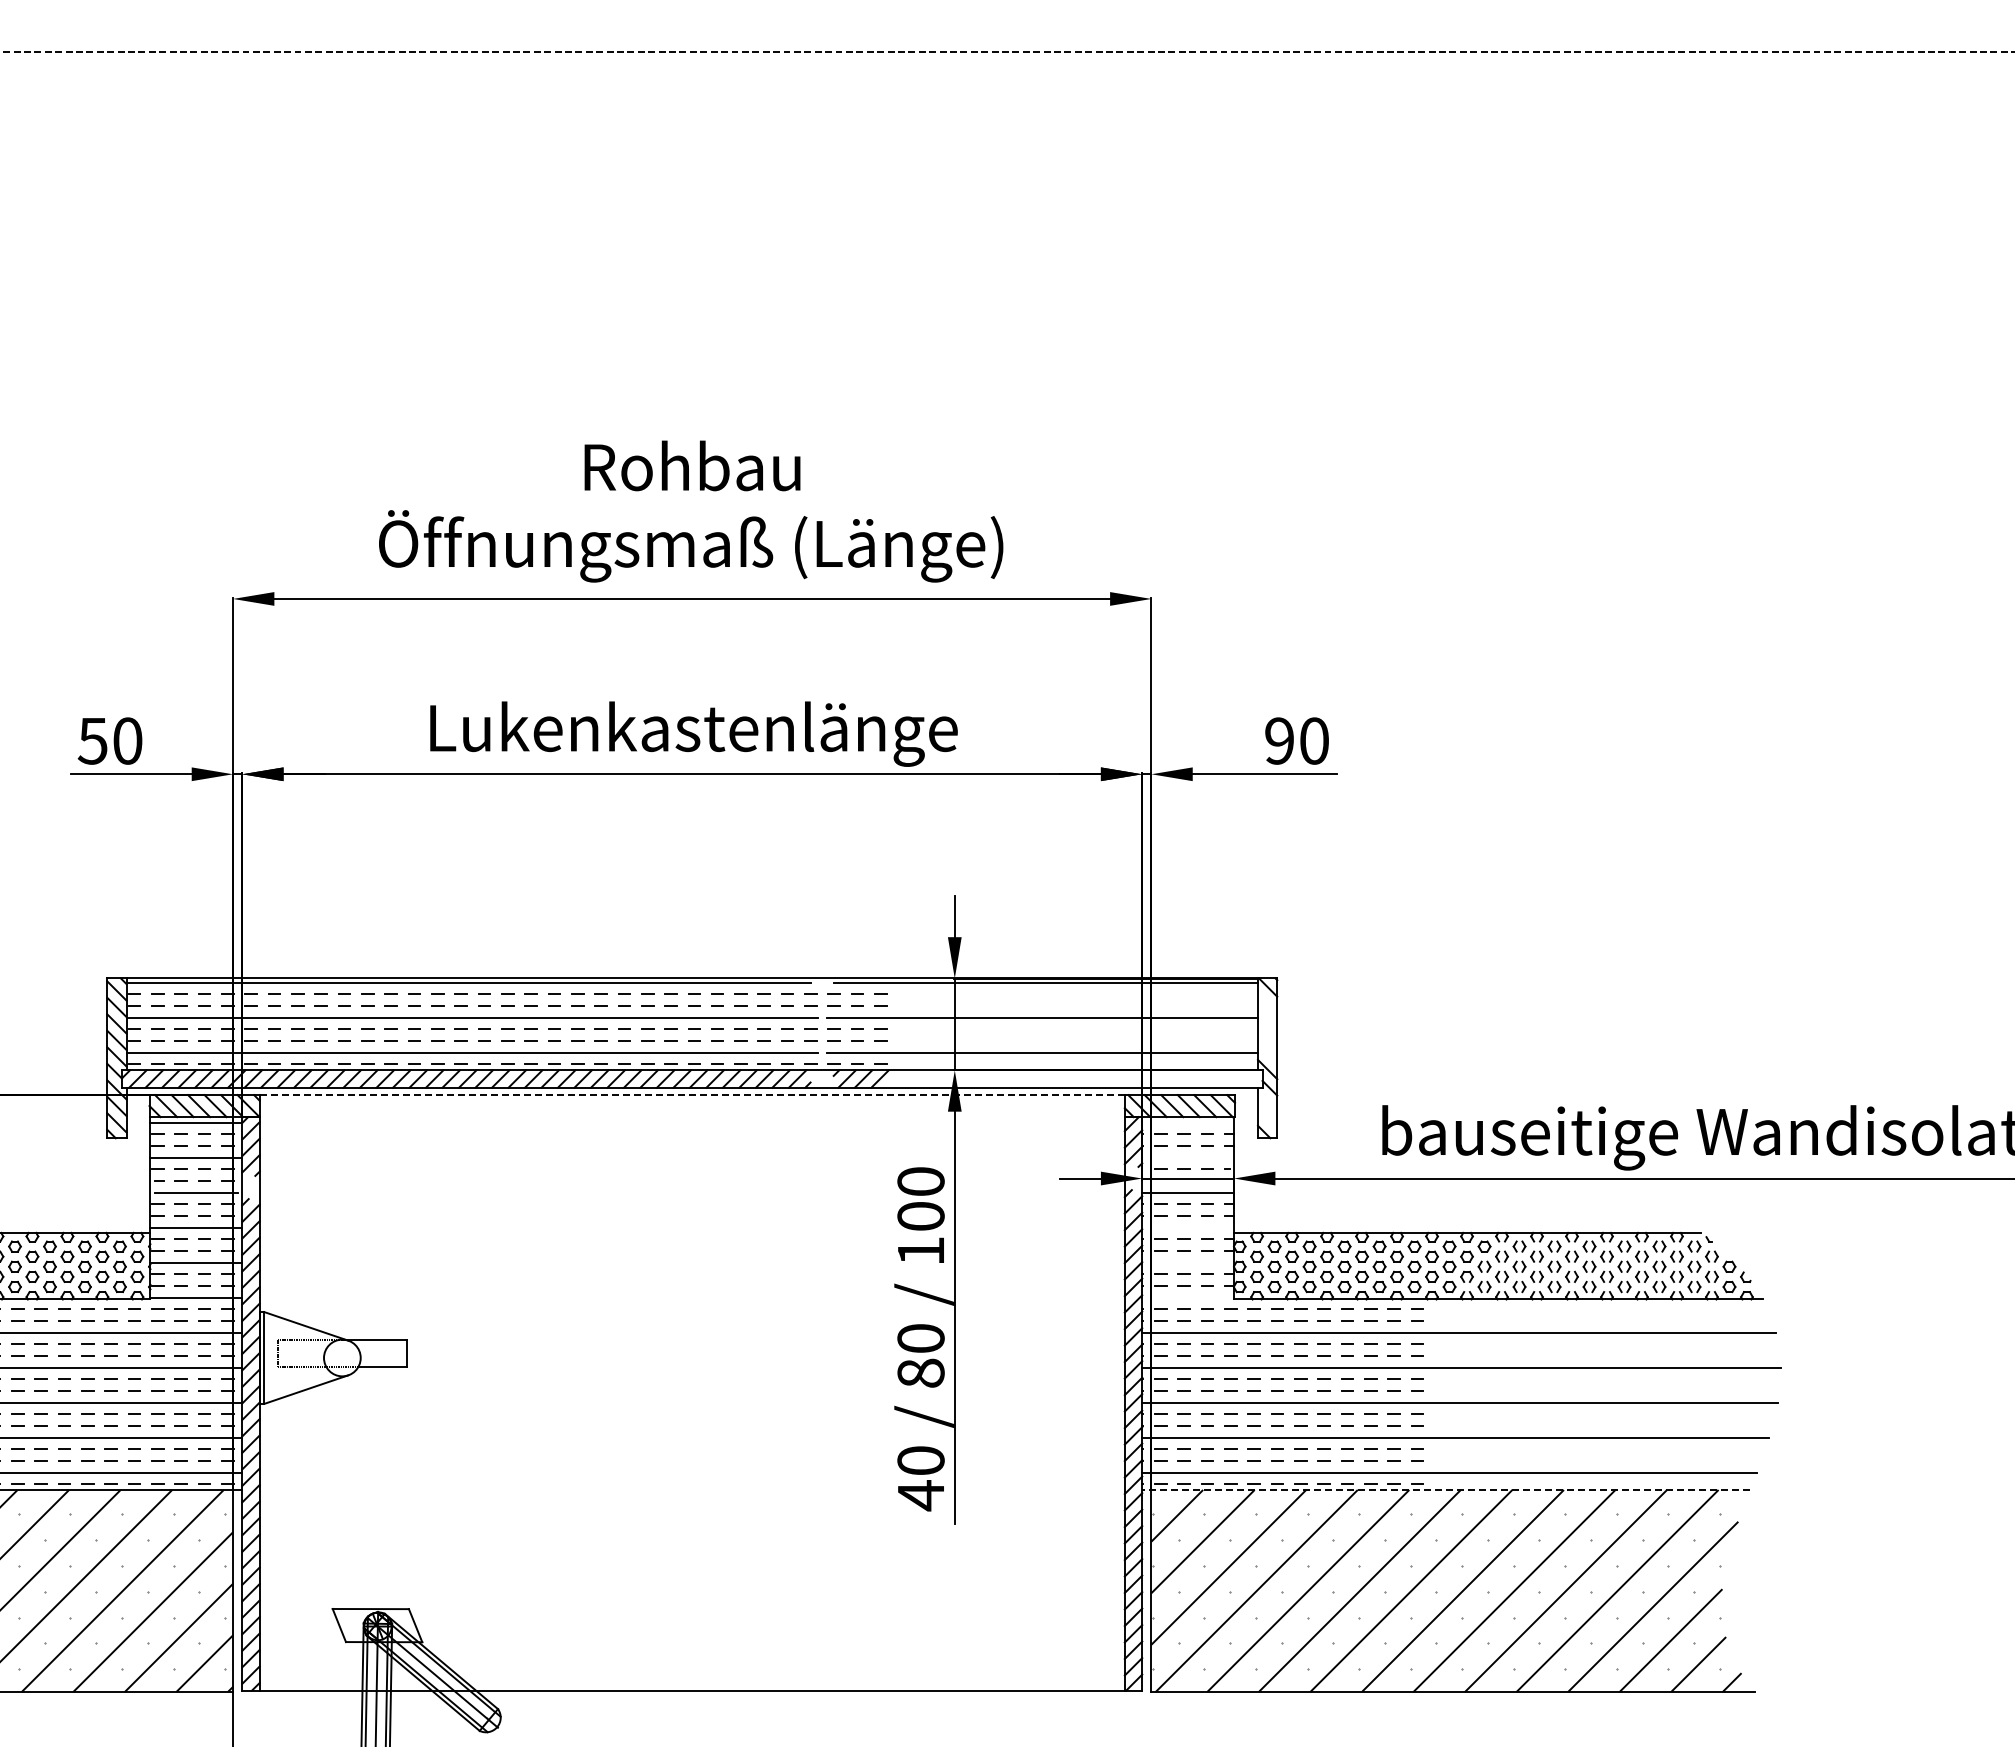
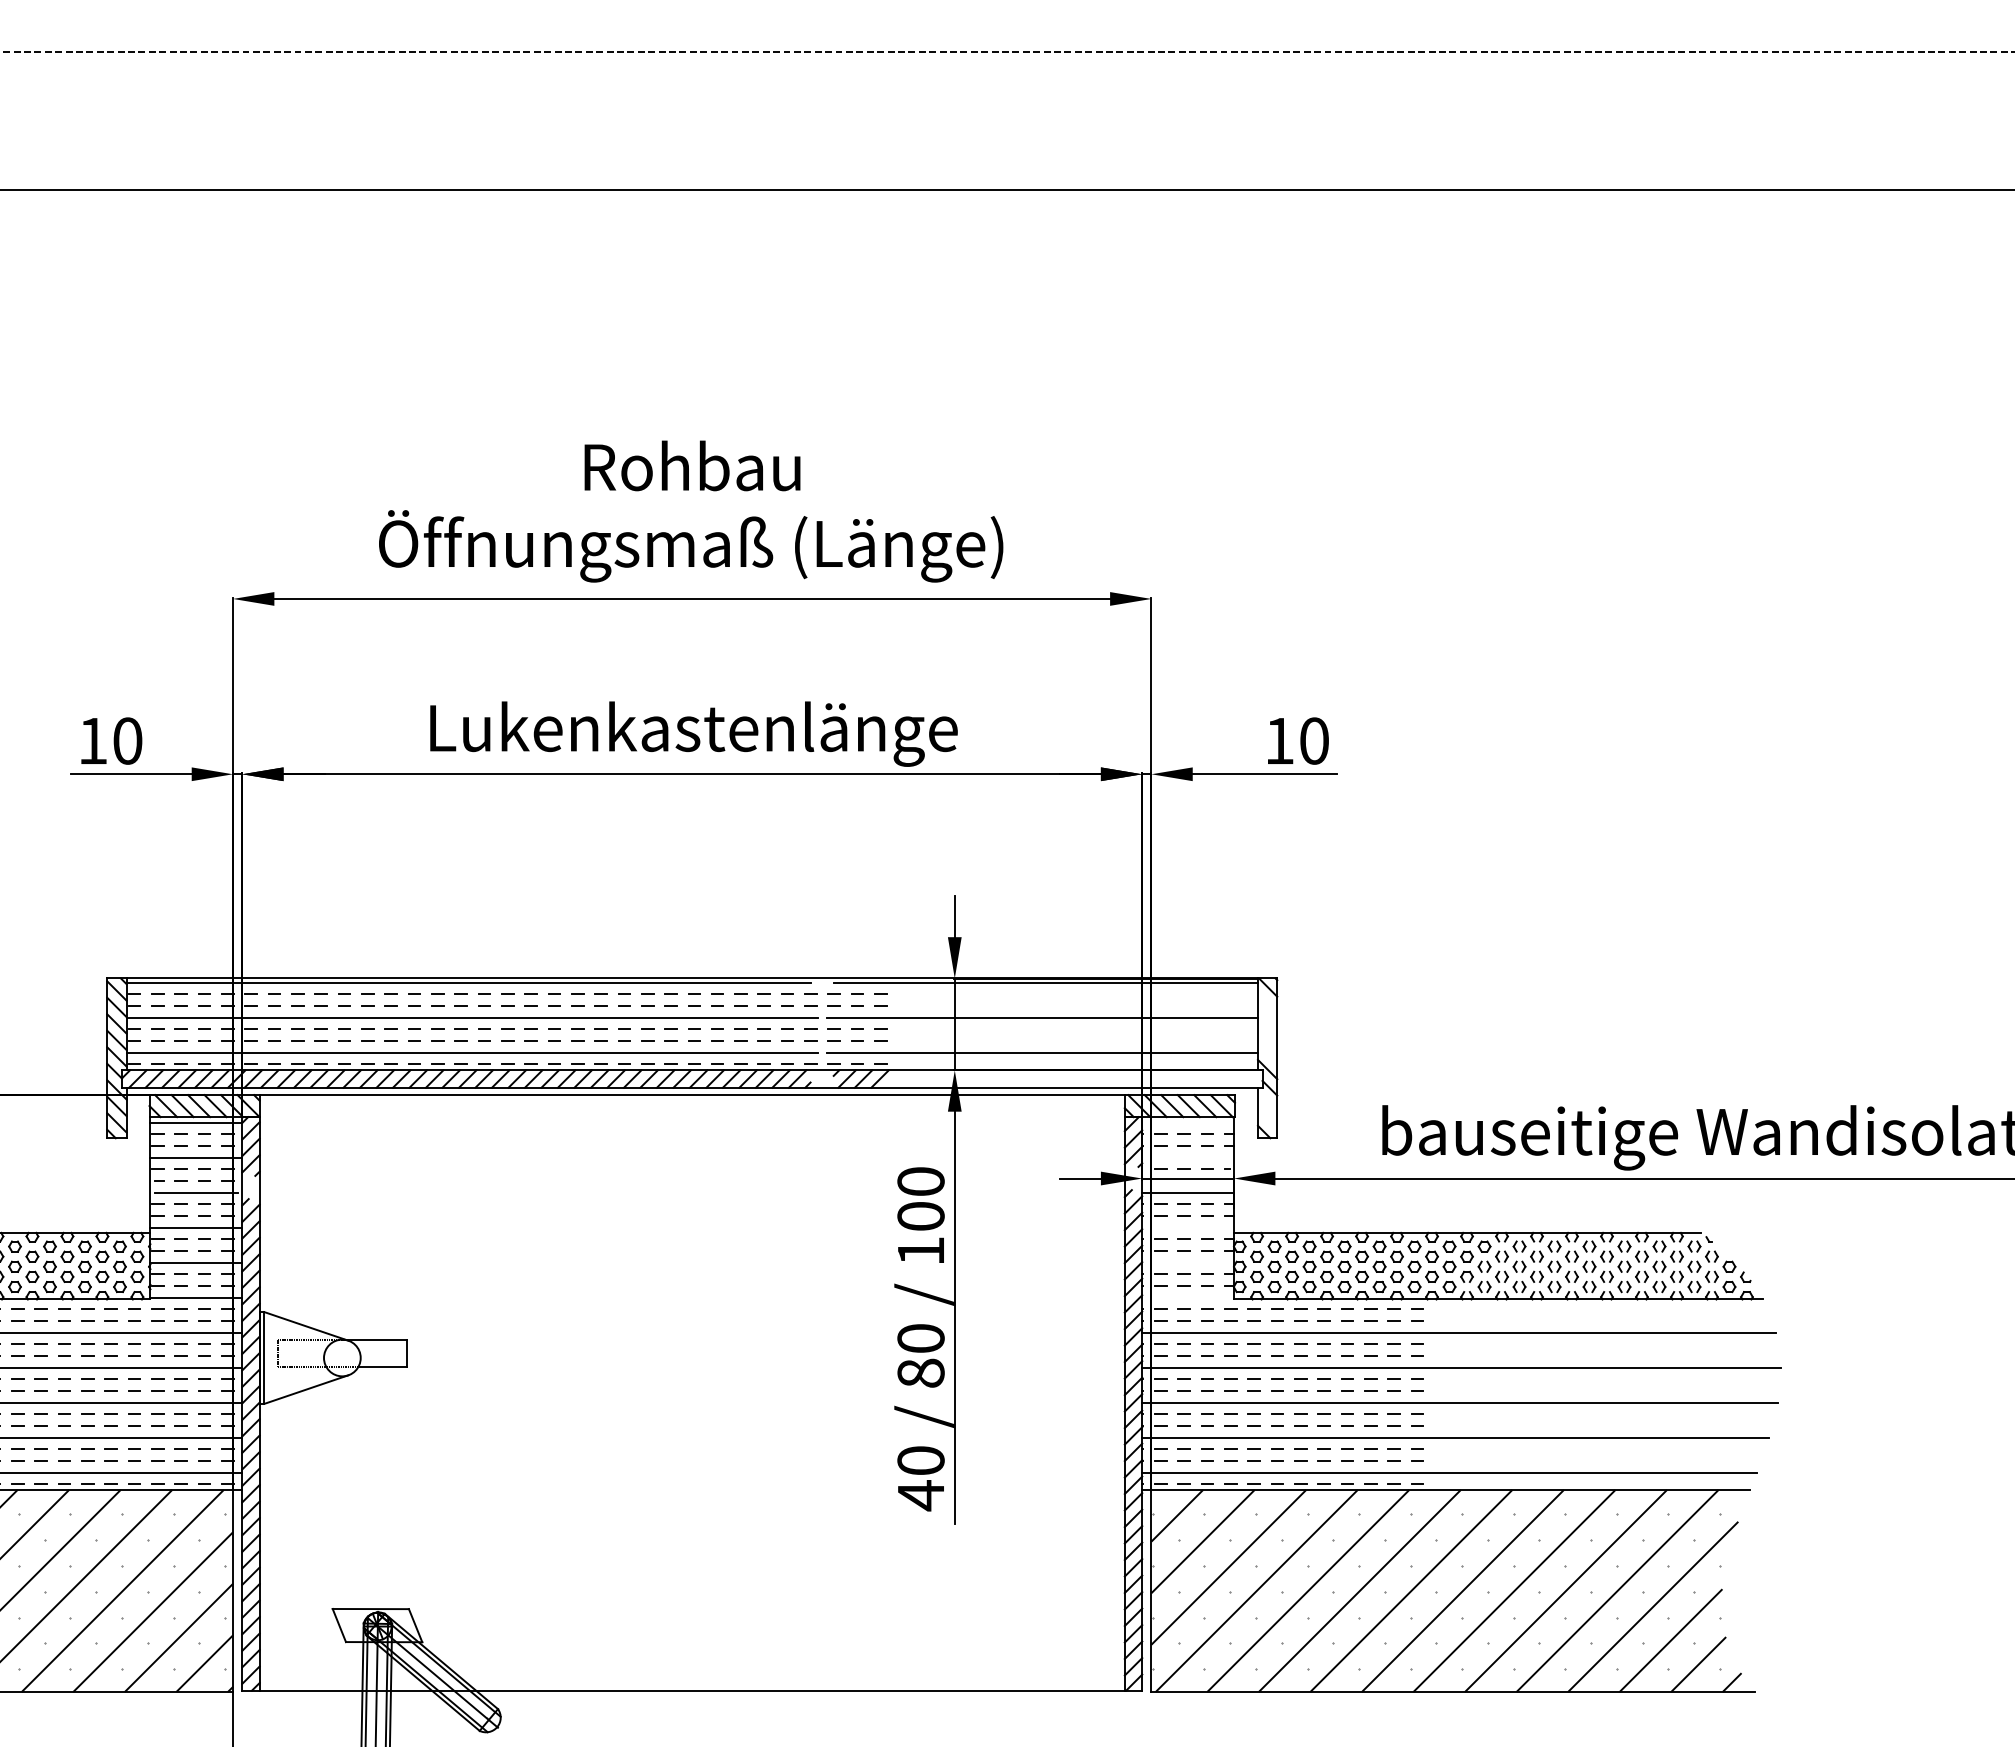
line: none -> present (1006, 190)
text: 90 -> 10 (1279, 740)
text: 50 -> 10 (92, 741)
line: dashed -> solid (692, 1095)
line: dashed -> solid (1446, 1489)
